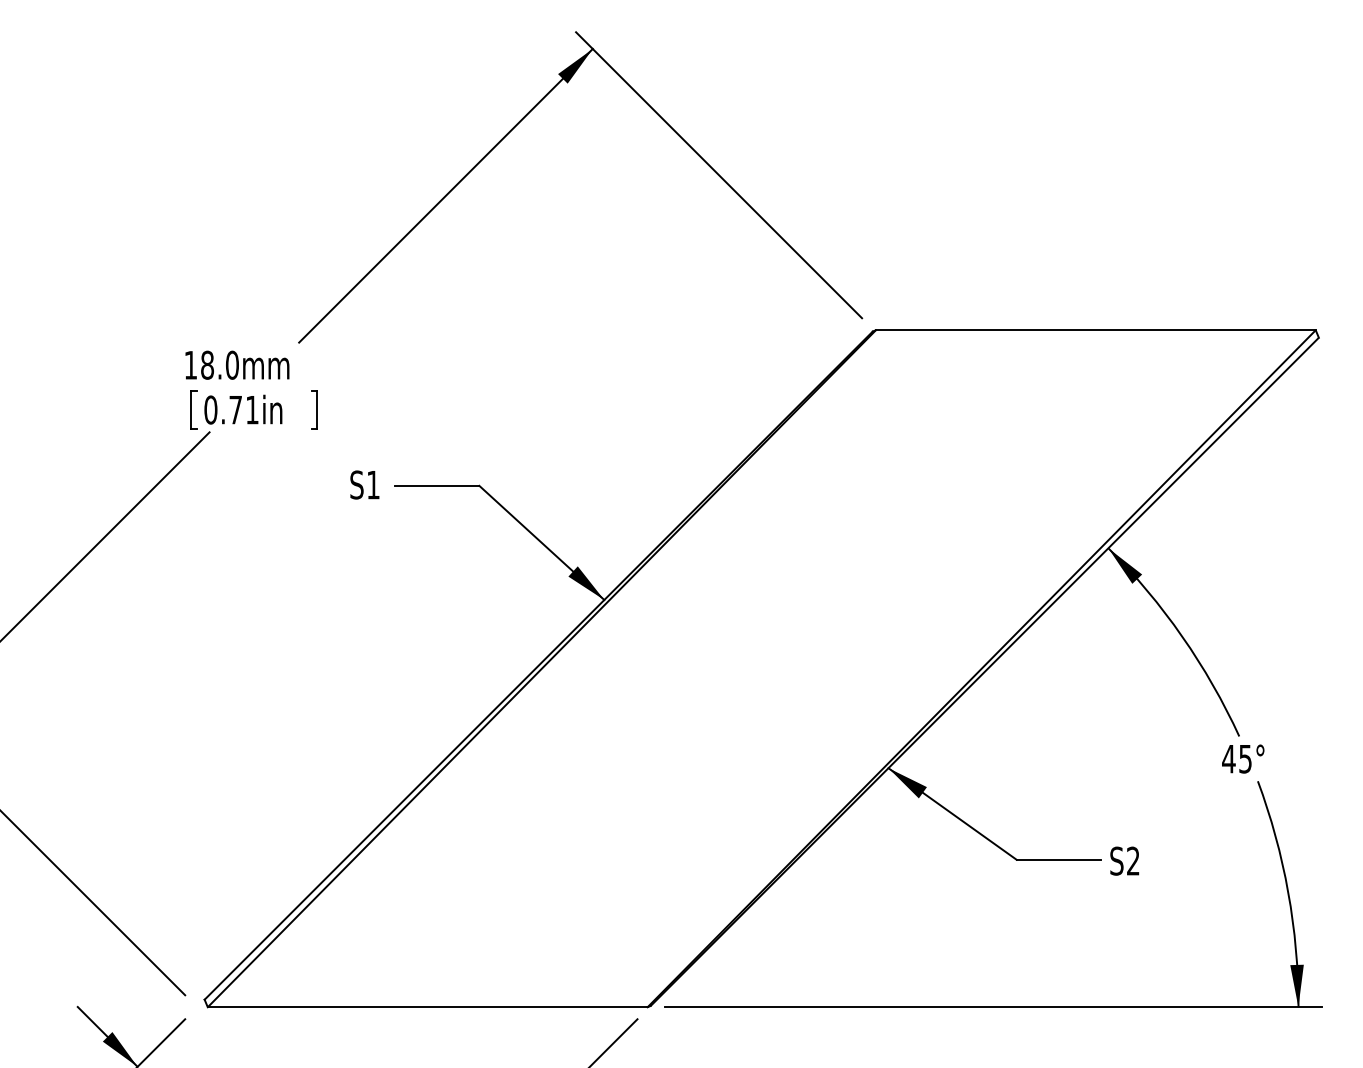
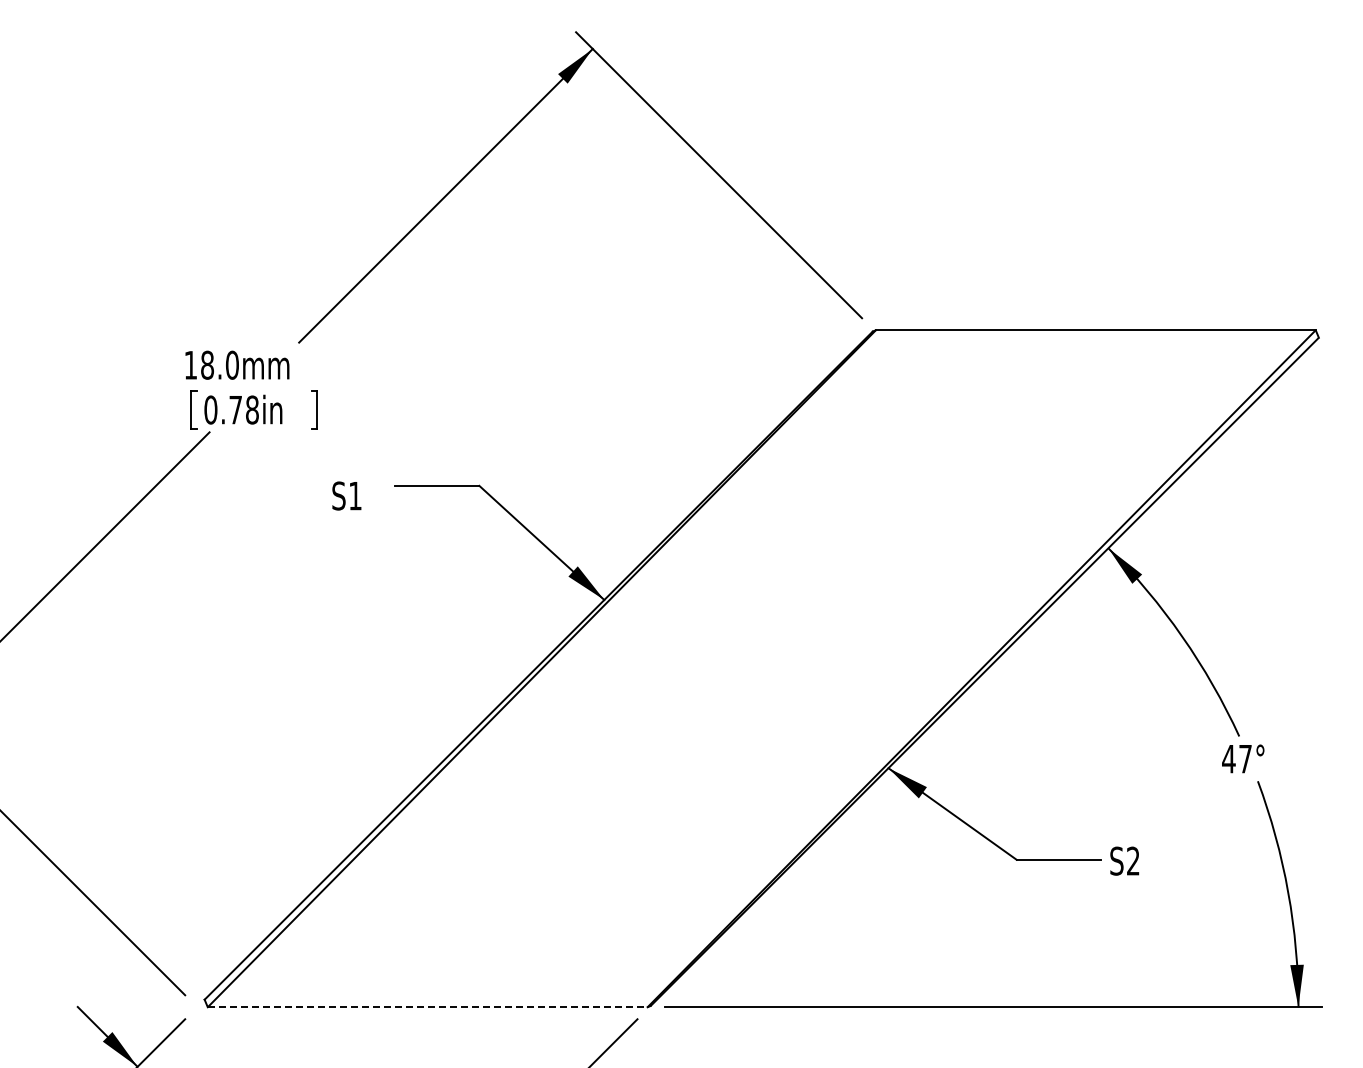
text: 0.71in -> 0.78in (252, 409)
text position: (364, 484) -> (346, 495) (346, 495)
text: 45° -> 47° (1245, 759)
line: solid -> dashed (427, 1007)
